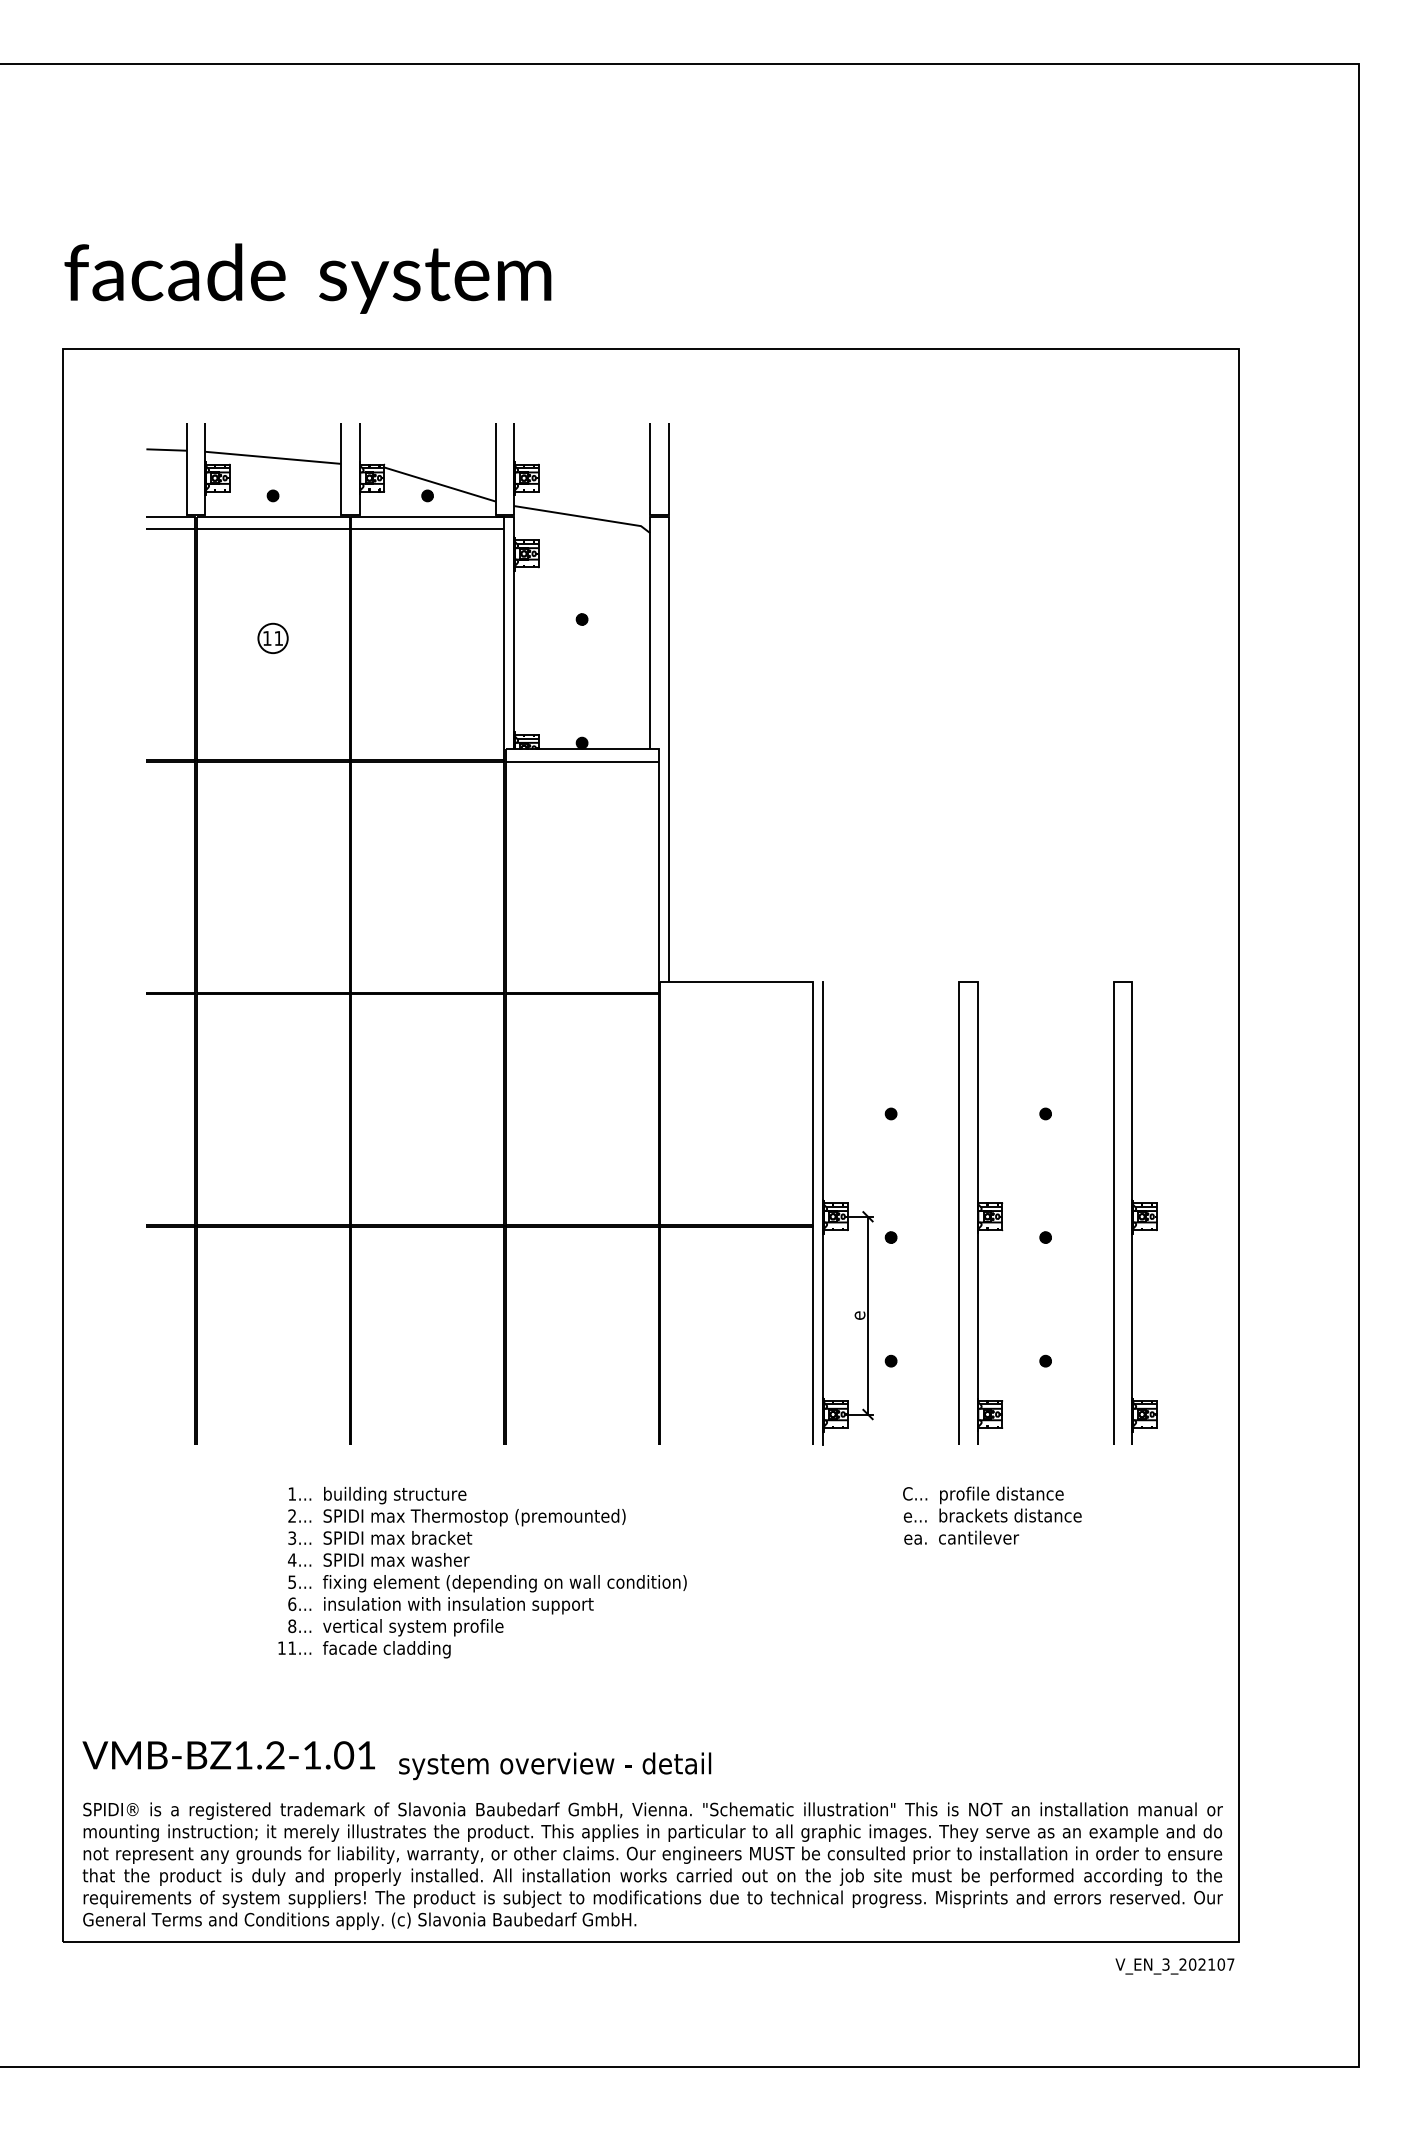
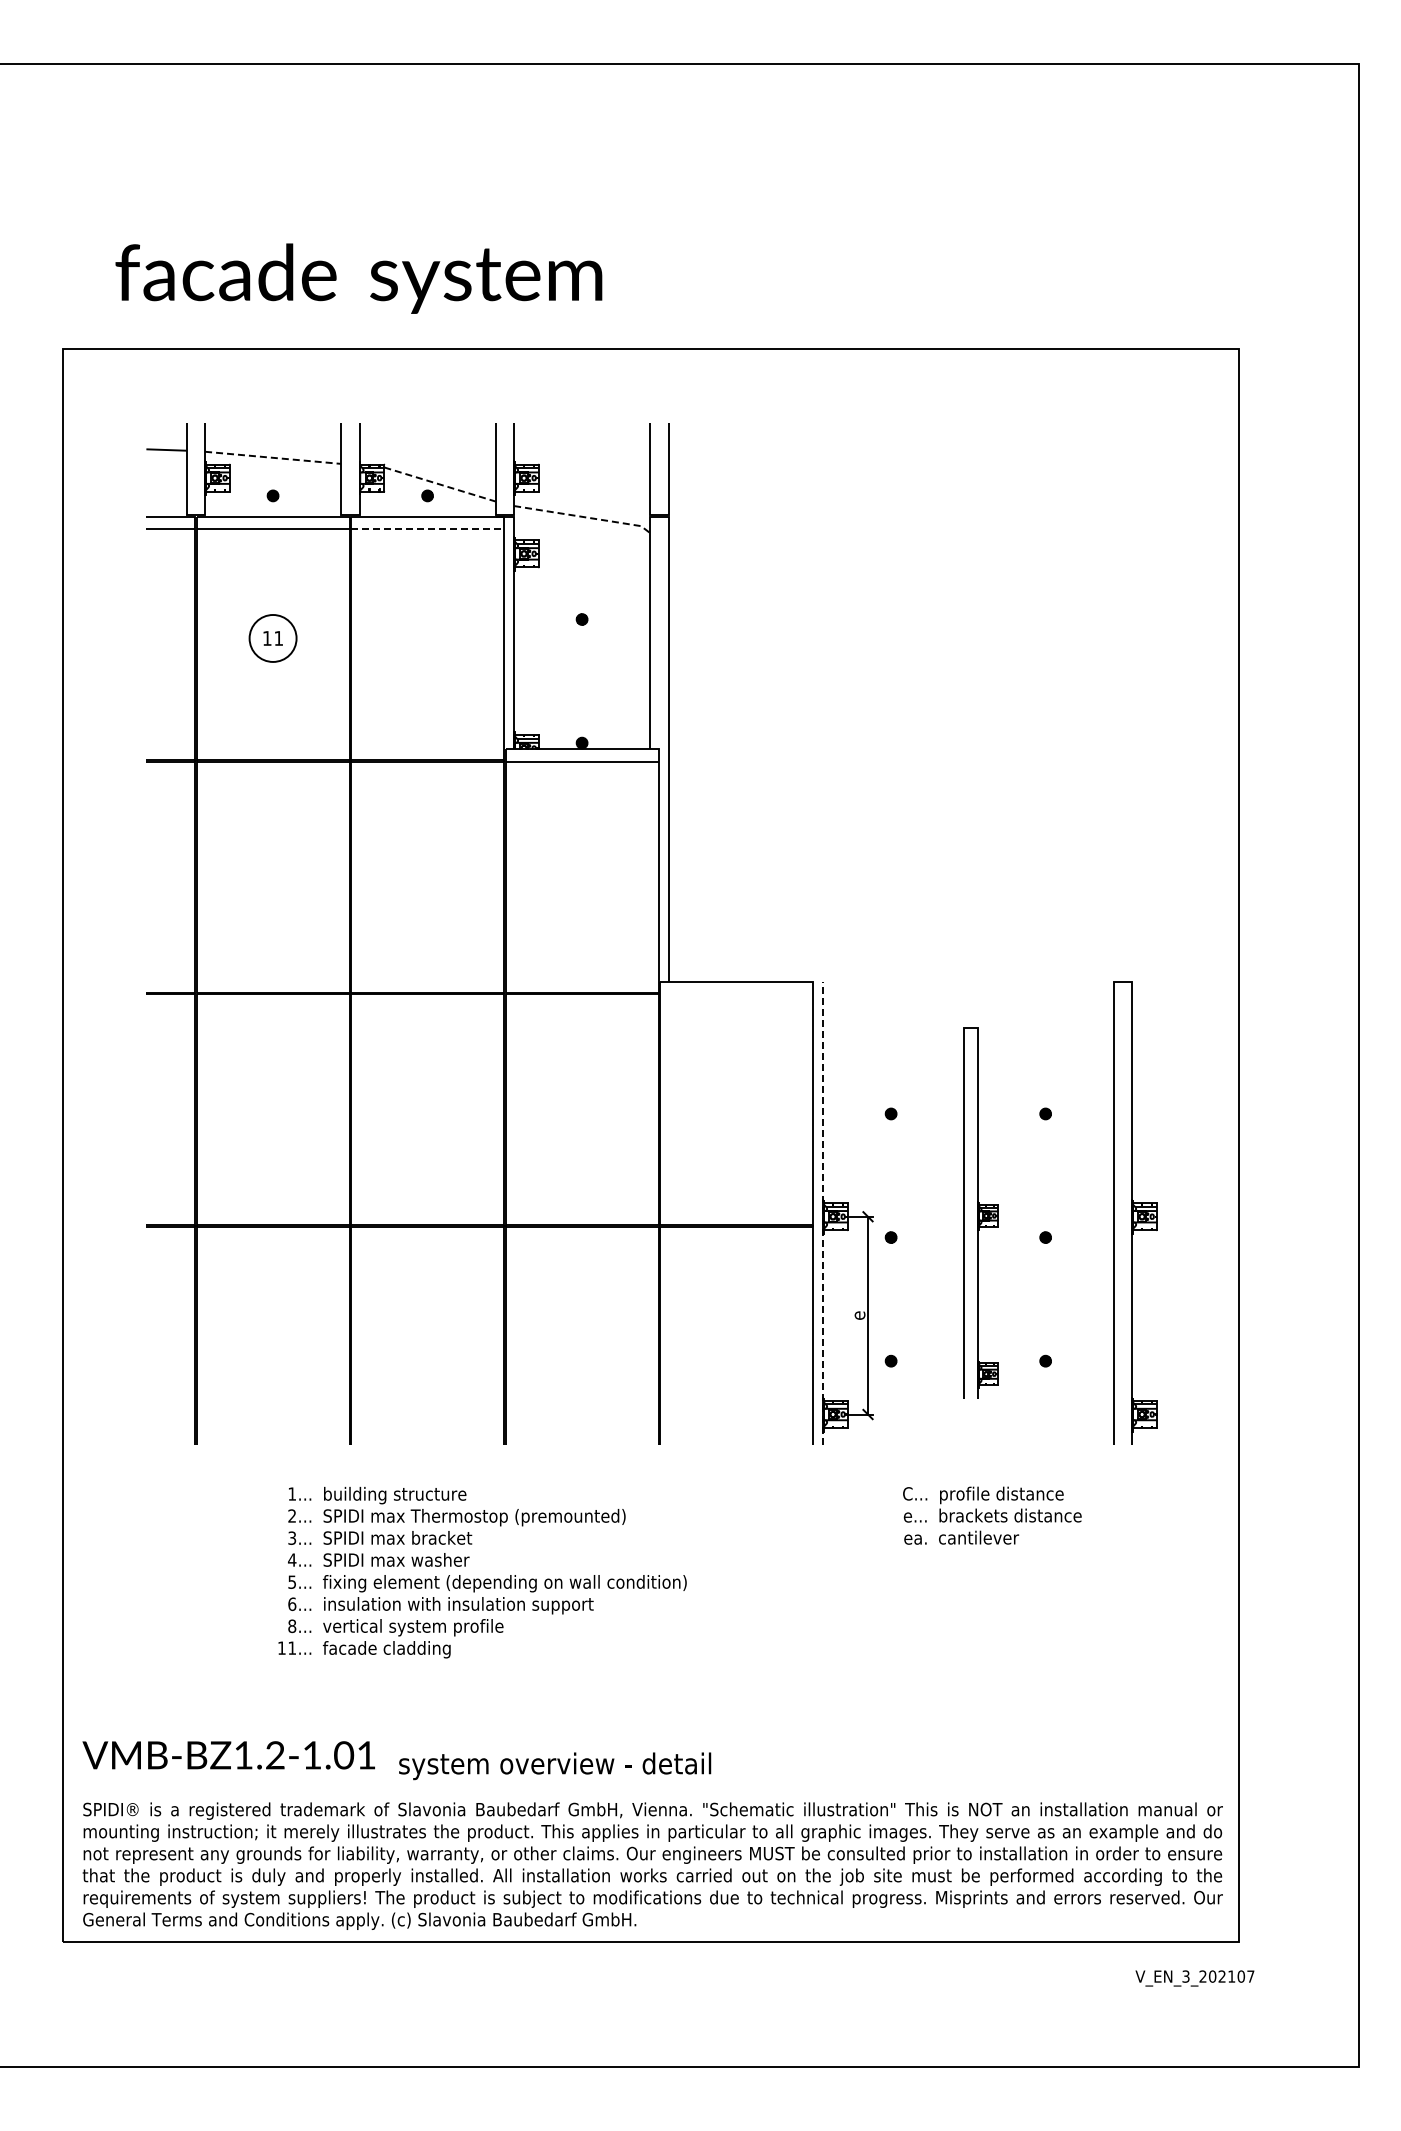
text position: (307, 278) -> (358, 278) (358, 278)
line: solid -> dashed (273, 457)
line: solid -> dashed (439, 484)
line: solid -> dashed (583, 517)
line: solid -> dashed (428, 529)
circle diameter: 29 px -> 47 px (272, 638)
part size: 46x464 px -> 36x372 px (980, 1212)
line: solid -> dashed (823, 1213)
text position: (1174, 1966) -> (1194, 1978) (1194, 1978)
